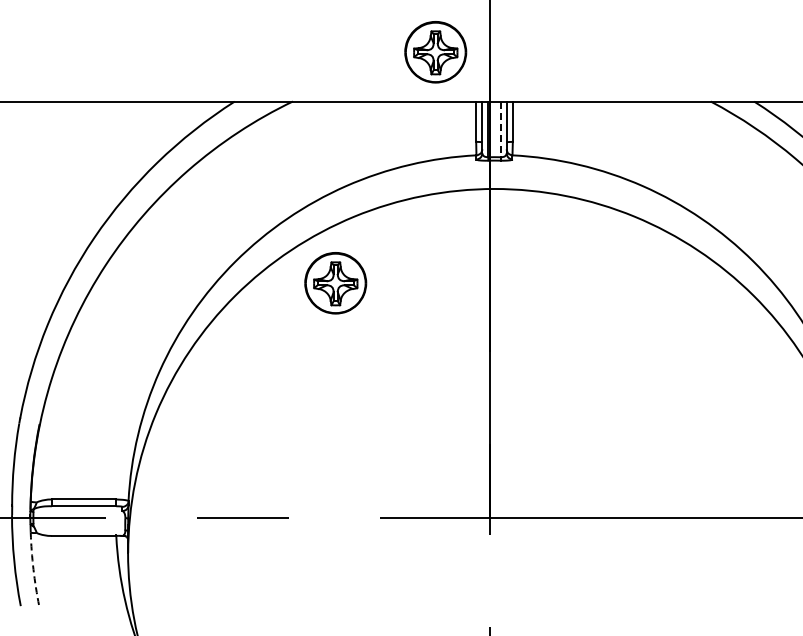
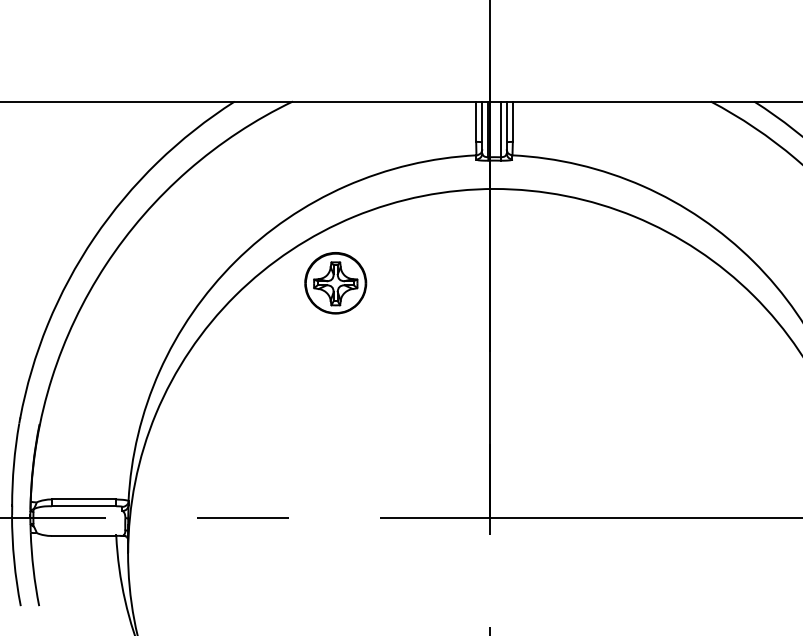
part: present -> none (435, 52)
line: dashed -> solid (500, 129)
arc: dashed -> solid (33, 569)
